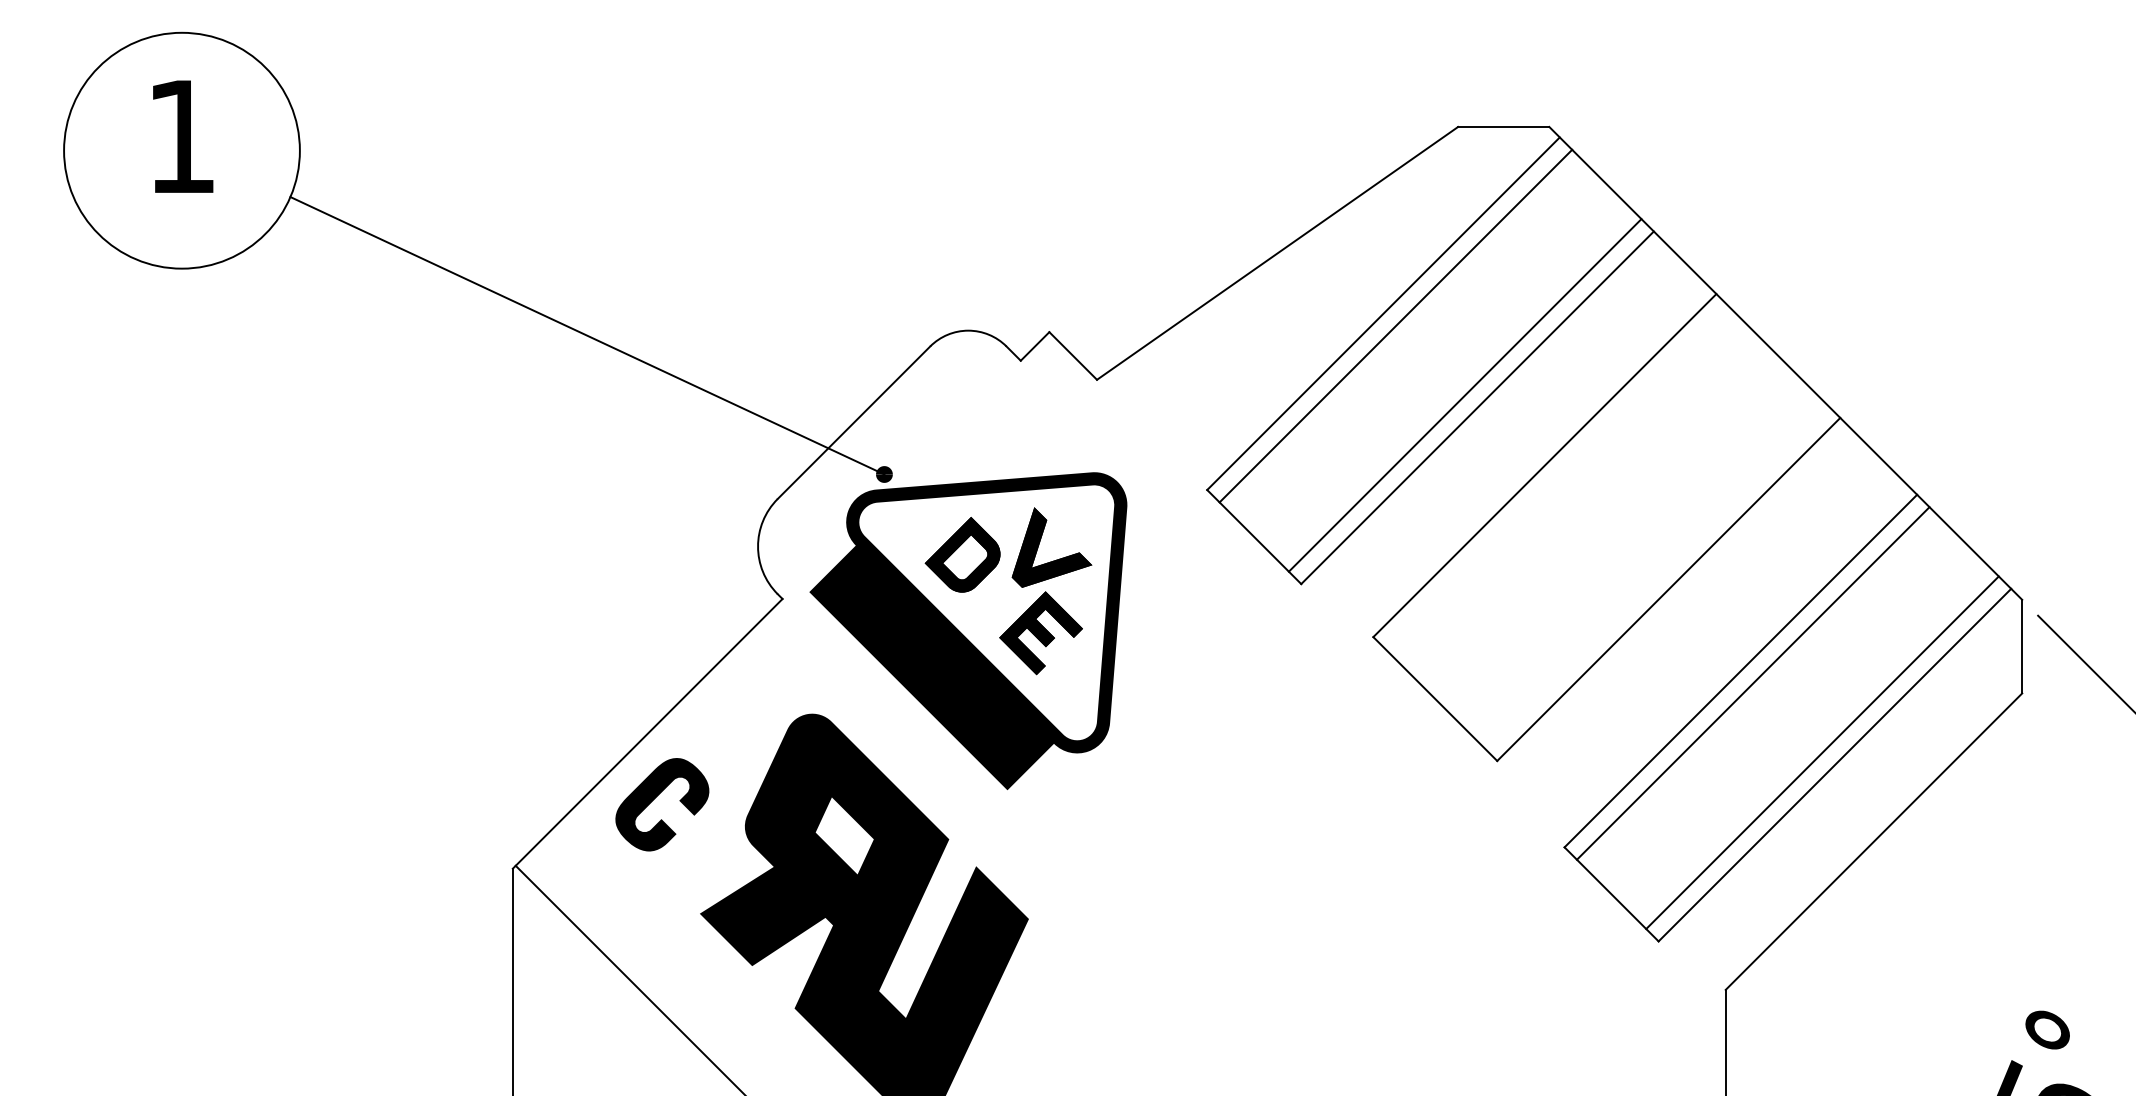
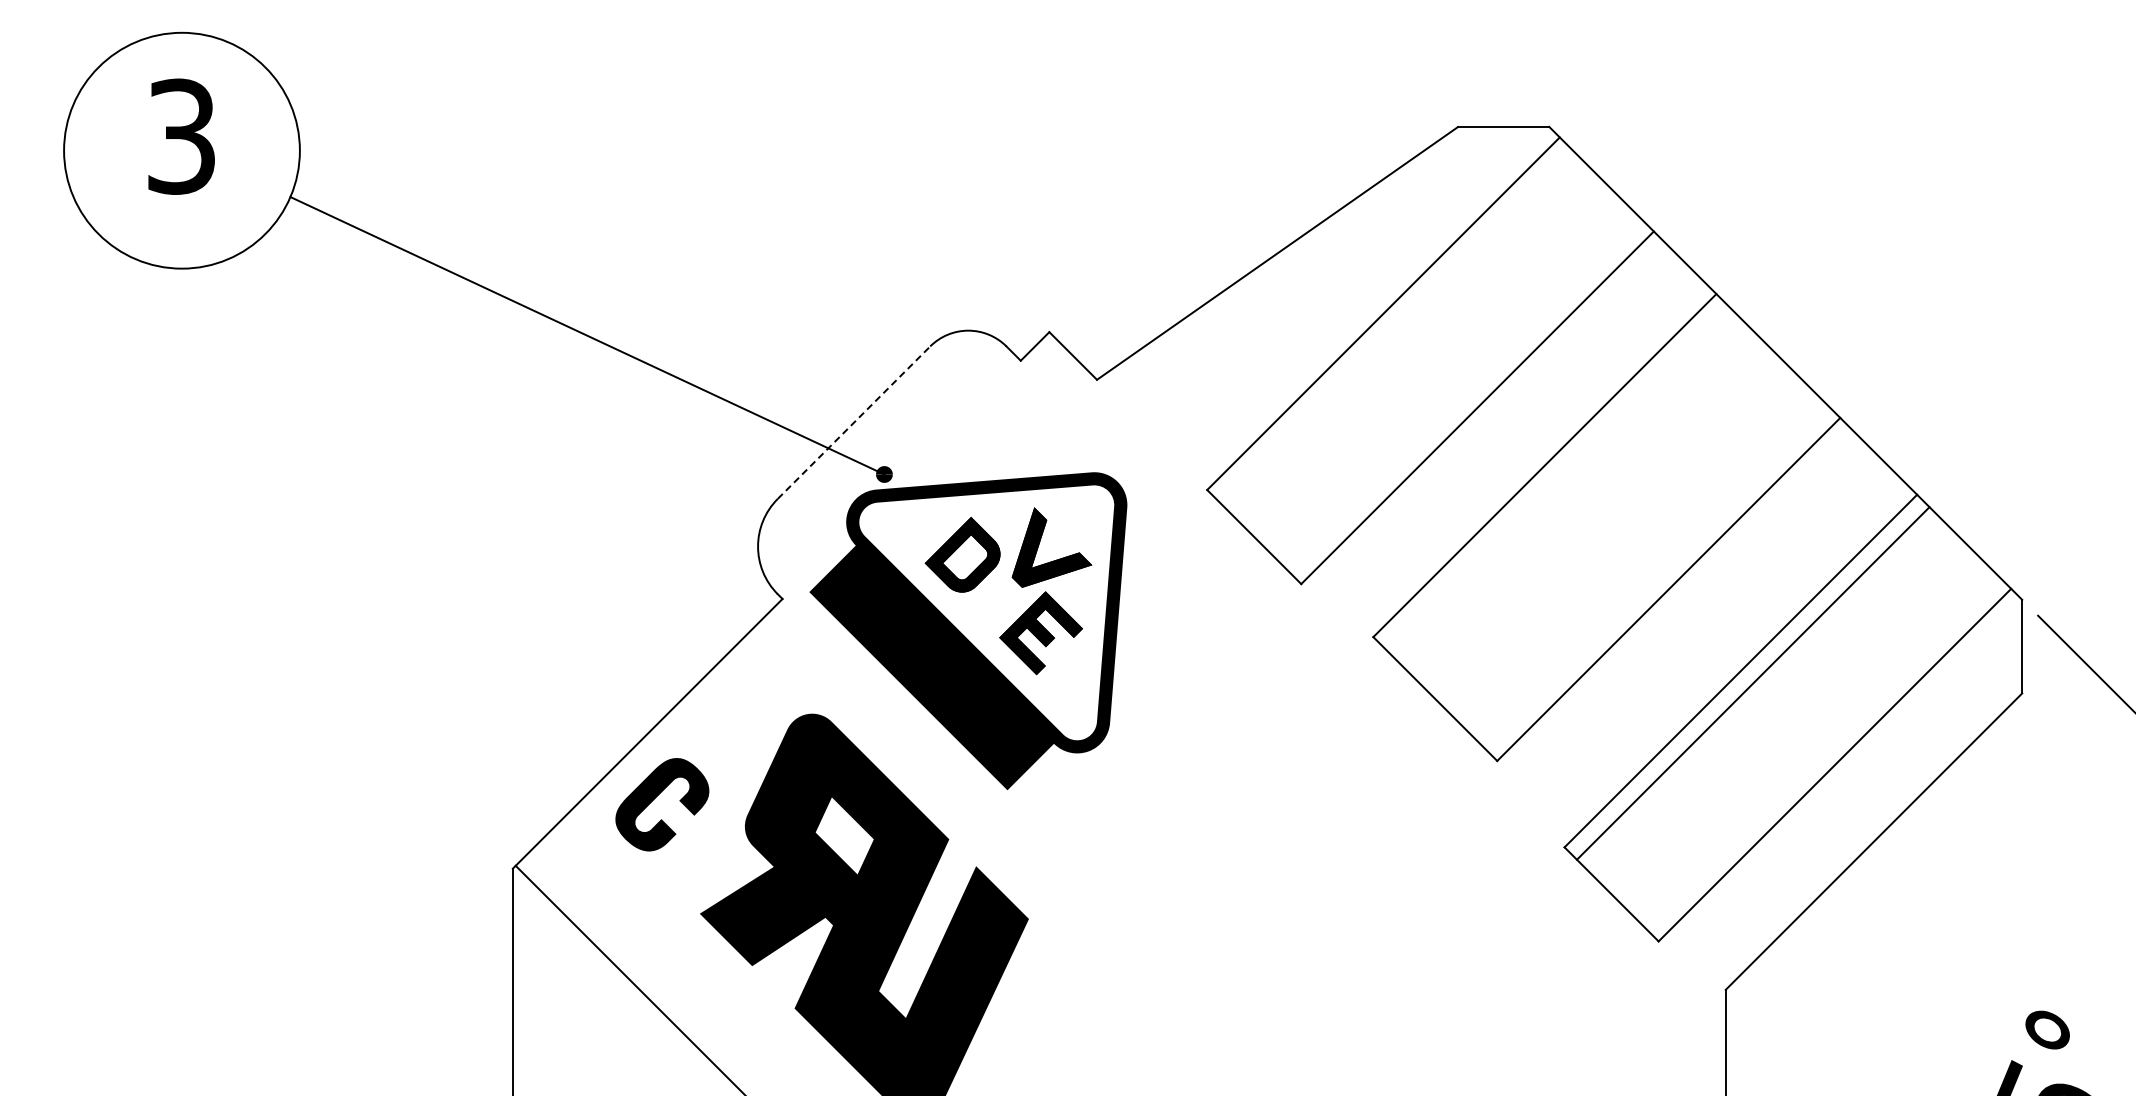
text: 1 -> 3 (181, 136)
line: present -> none (1395, 325)
line: present -> none (1464, 395)
line: solid -> dashed (854, 422)
line: present -> none (1822, 752)
